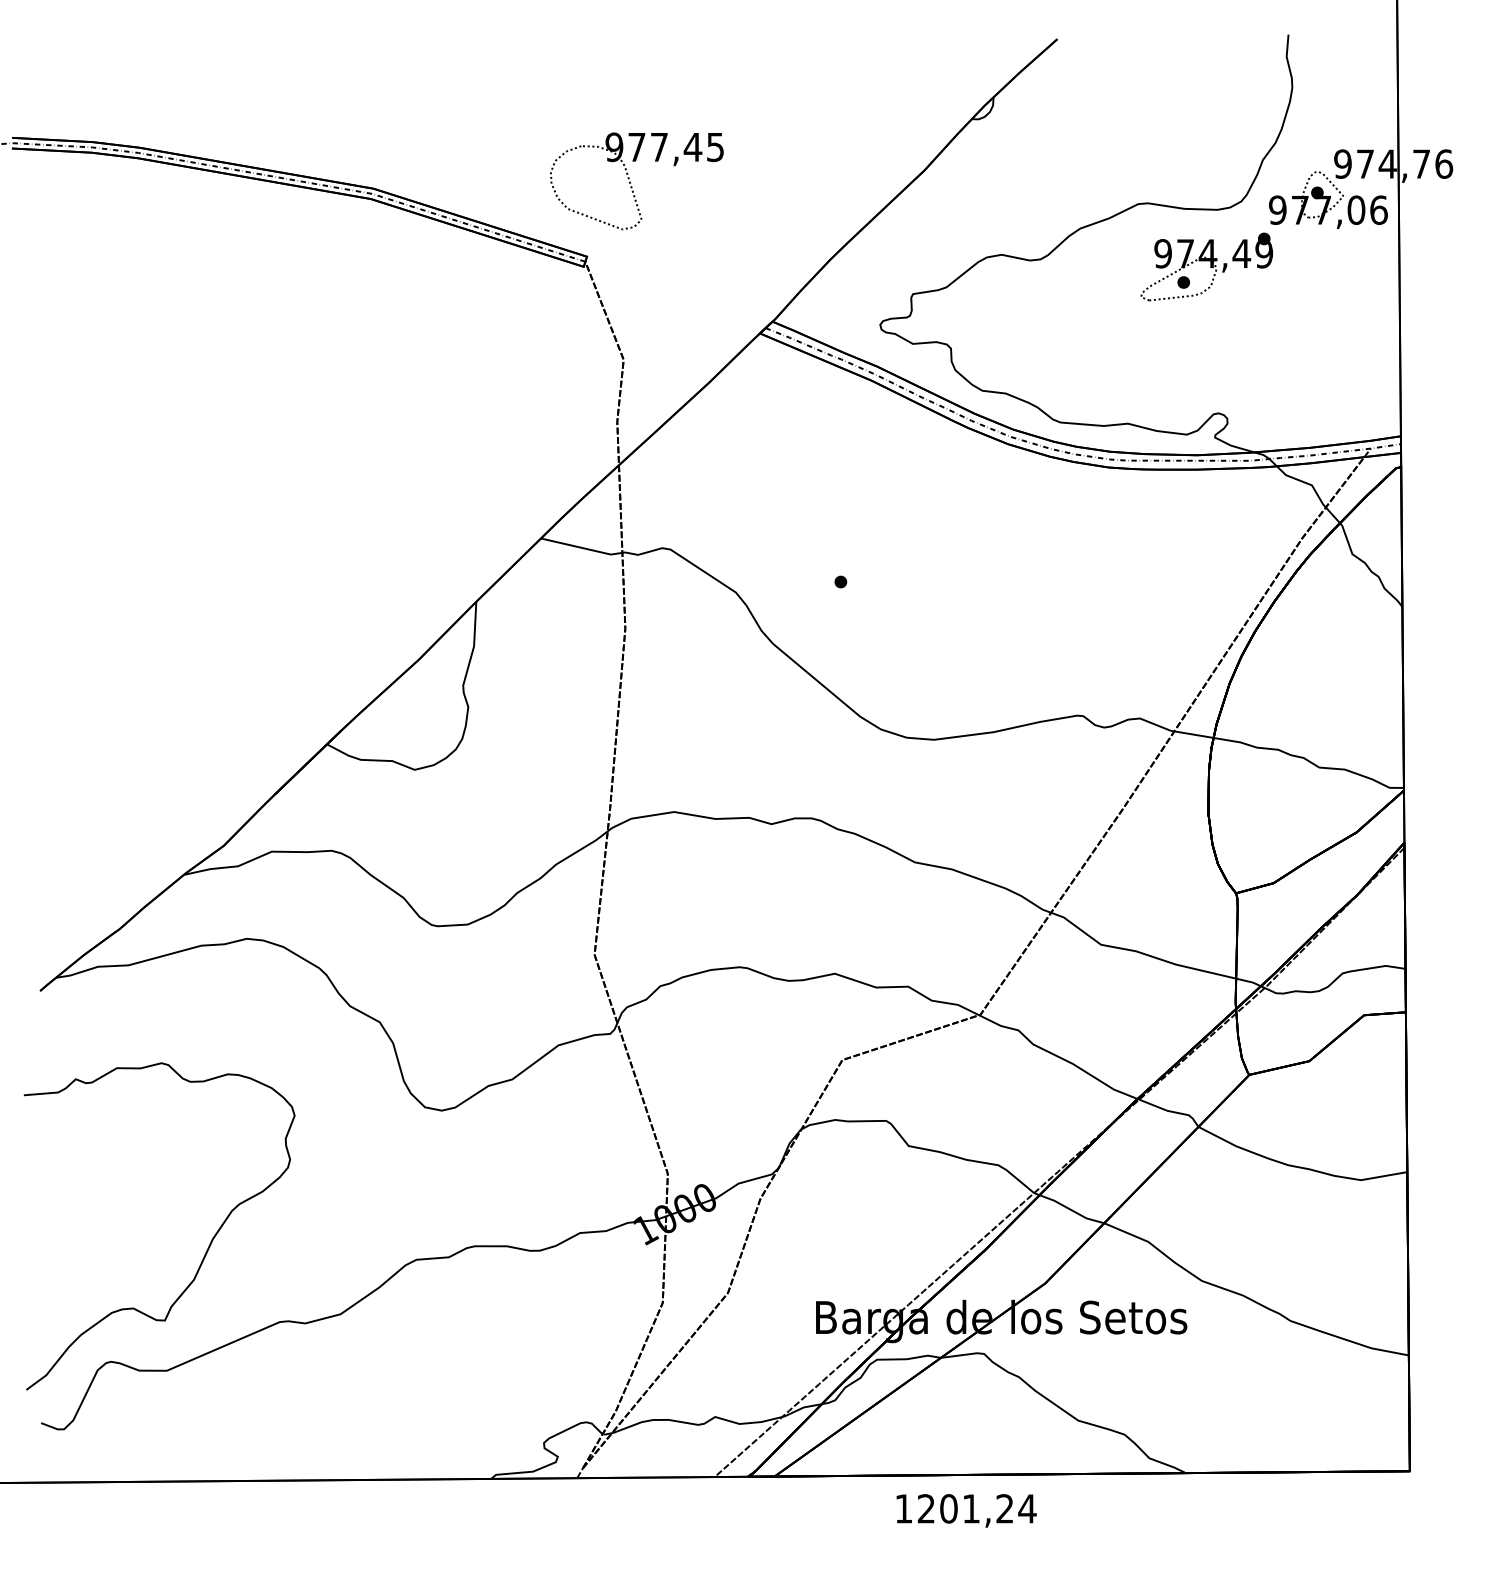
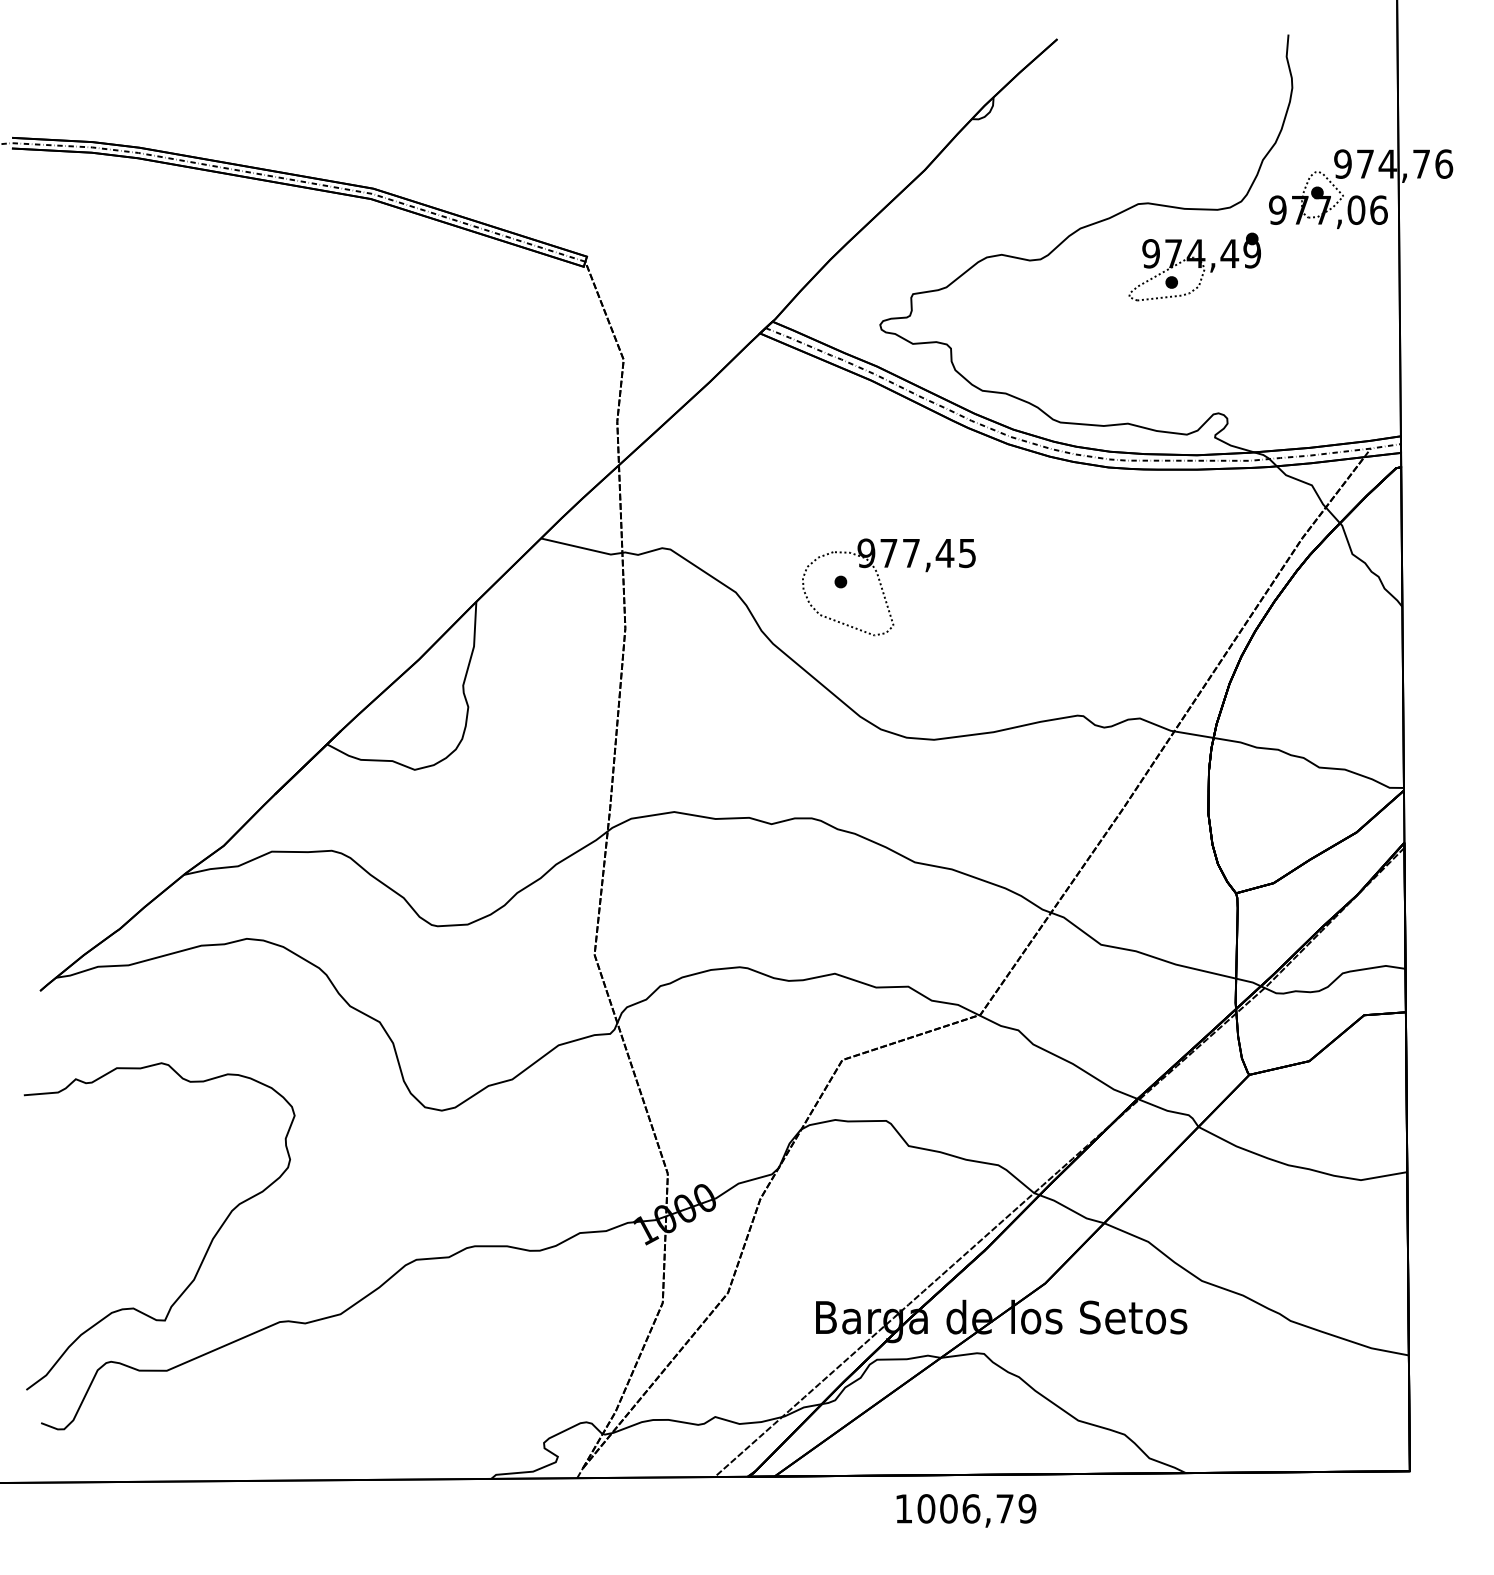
part position: (636, 181) -> (888, 587) (888, 587)
part position: (1206, 266) -> (1194, 266) (1194, 266)
text: 1201,24 -> 1006,79 (976, 1508)
